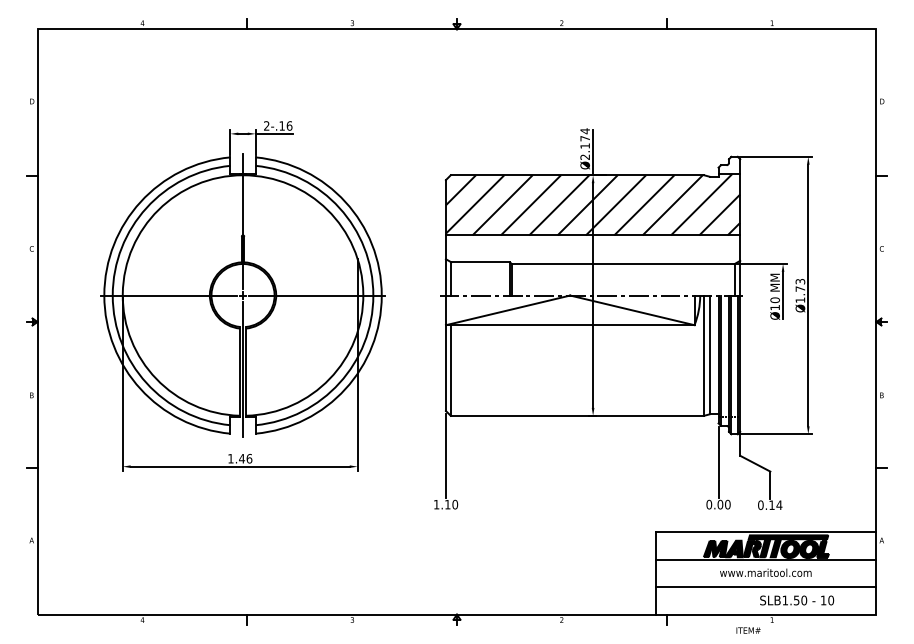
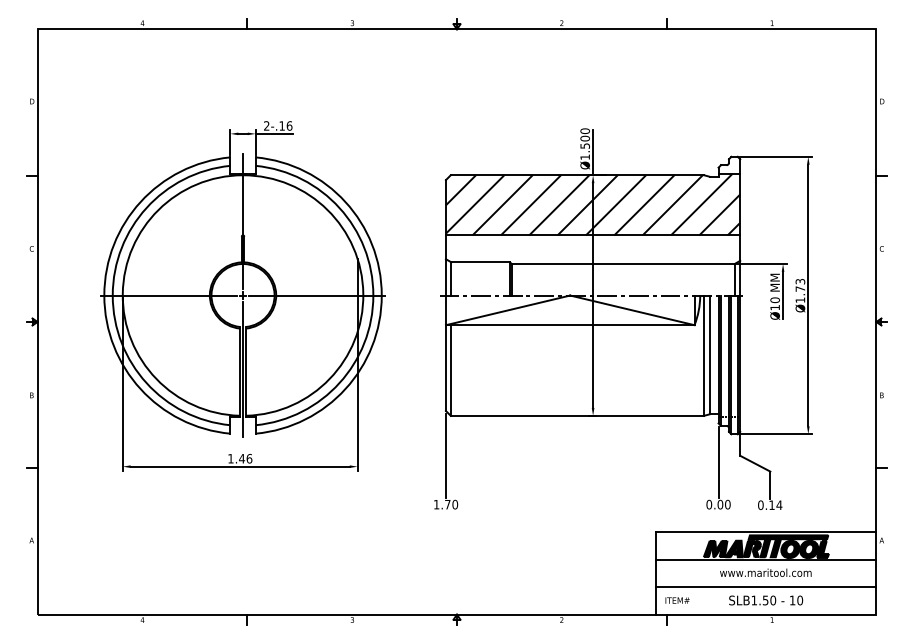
text: Ø2.174 -> Ø1.500 (585, 143)
text: 1.10 -> 1.70 (447, 504)
text position: (797, 600) -> (766, 600) (766, 600)
text position: (748, 630) -> (677, 600) (677, 600)
